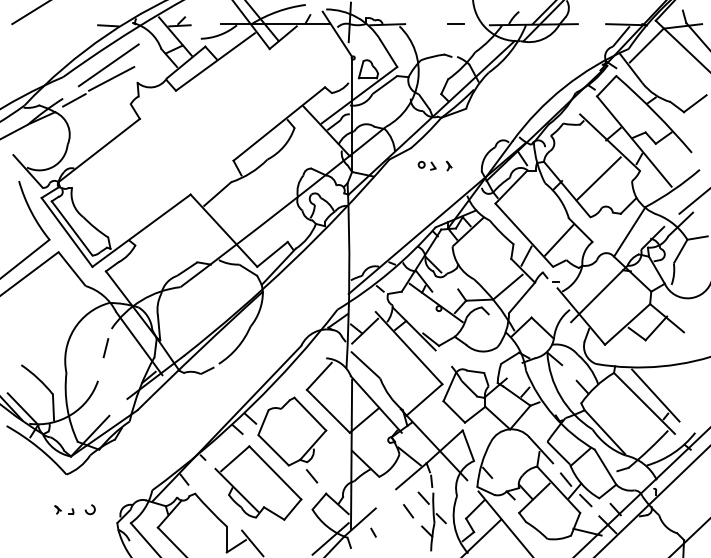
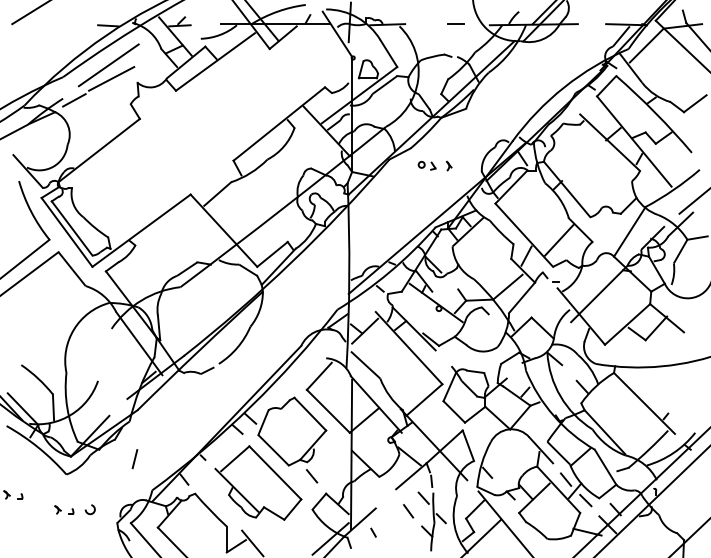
line: present -> none (598, 178)
line position: (105, 348) -> (134, 459) (134, 459)
line: present -> none (655, 395)
part: none -> present (13, 494)
